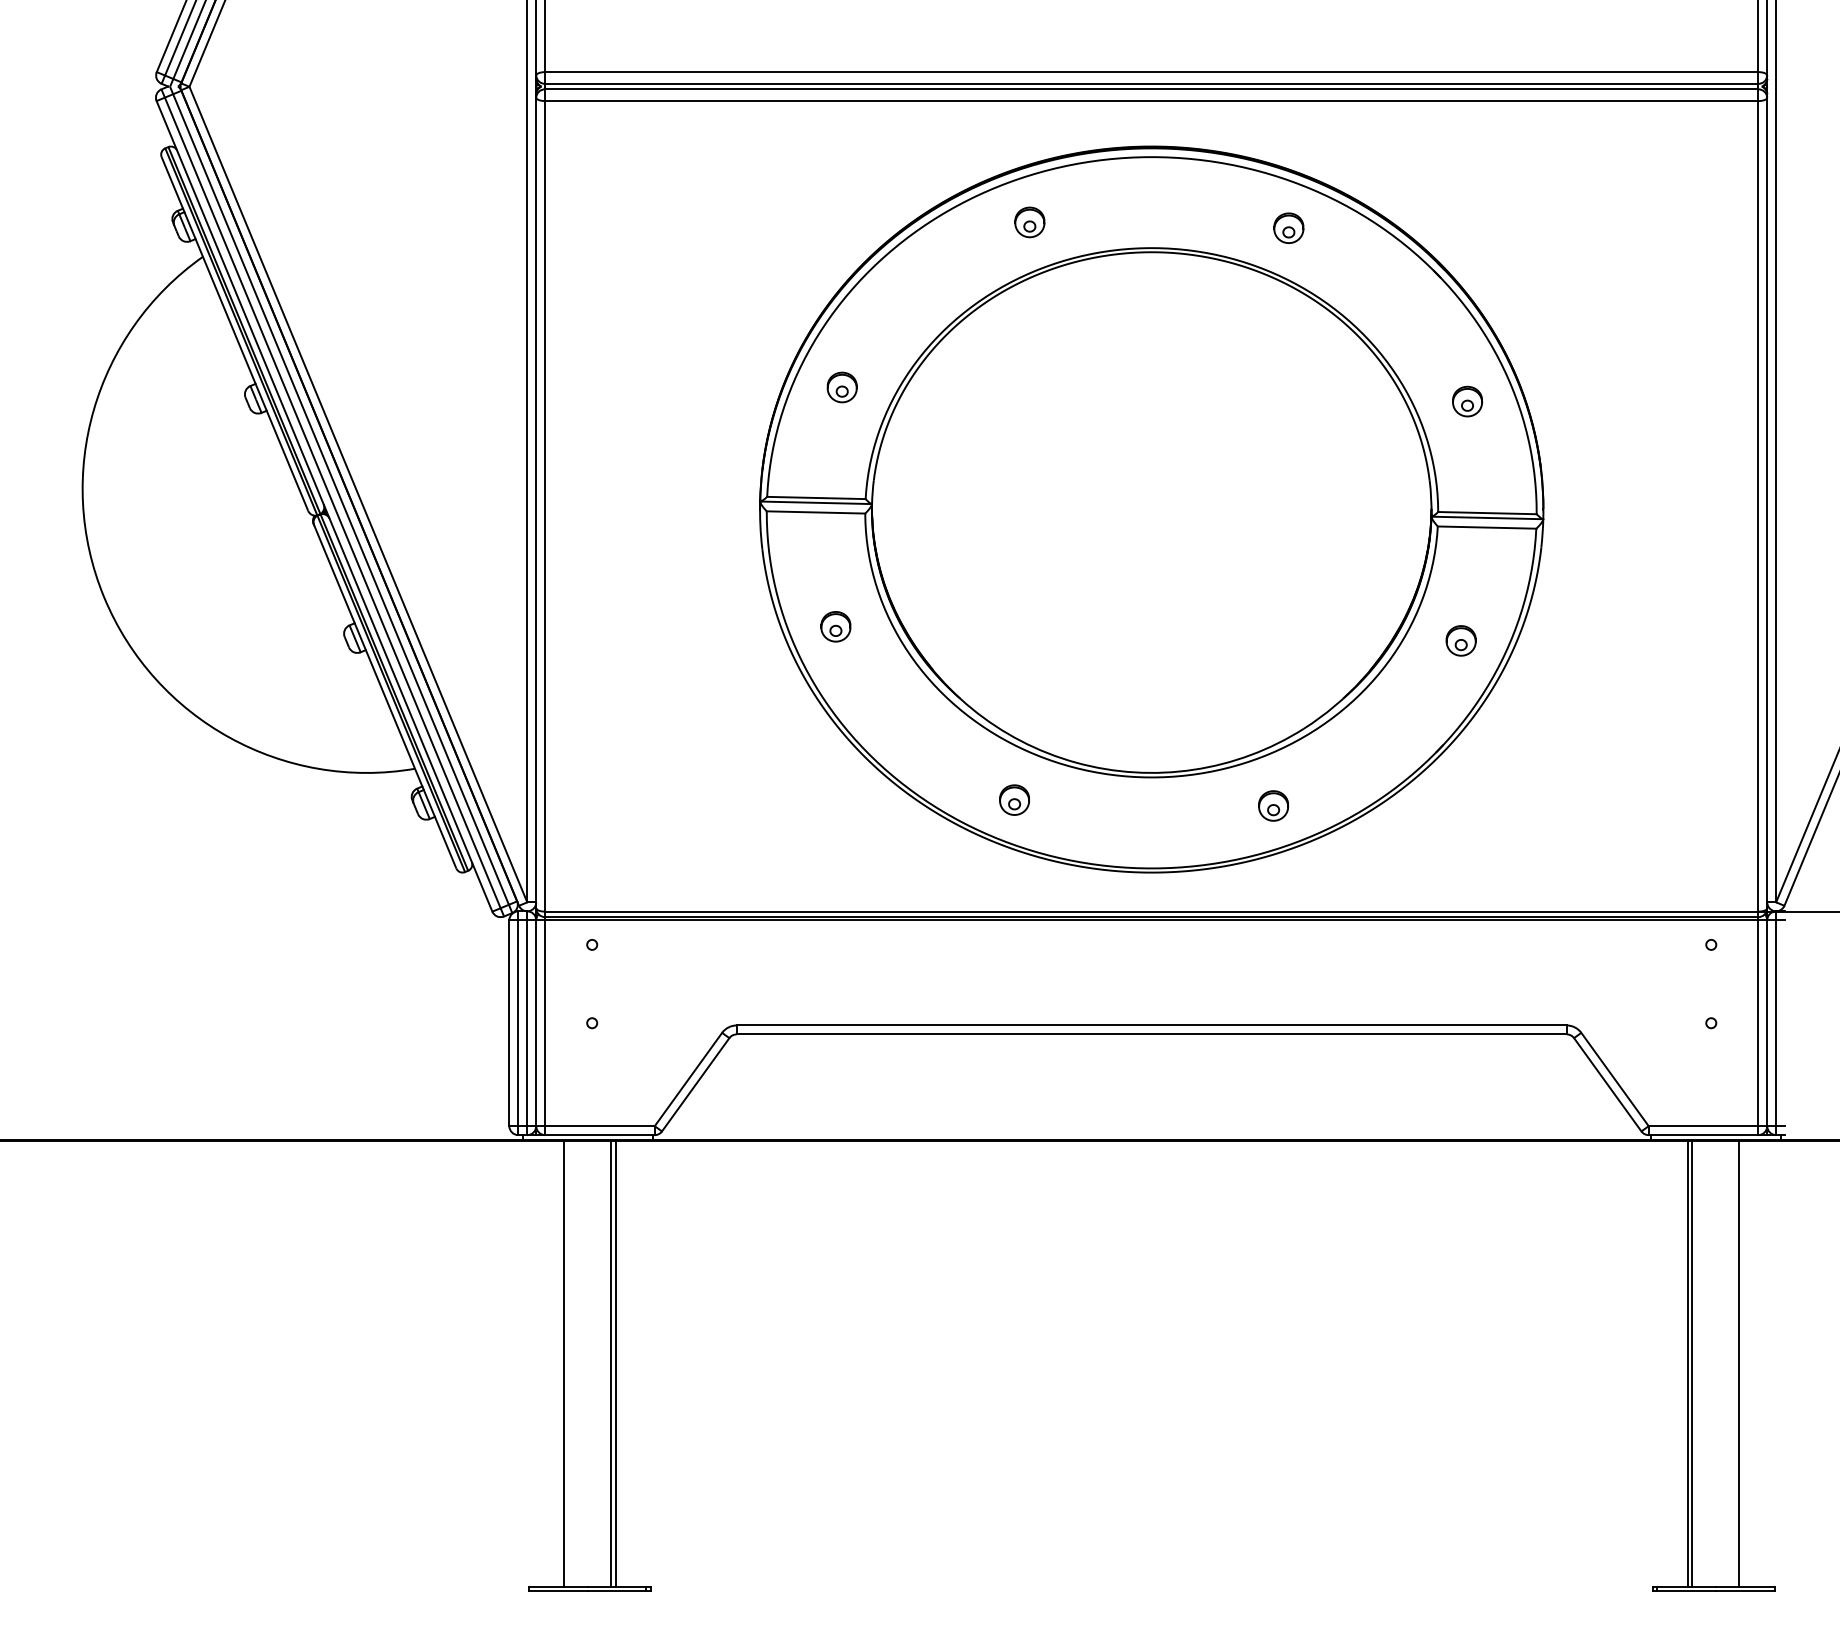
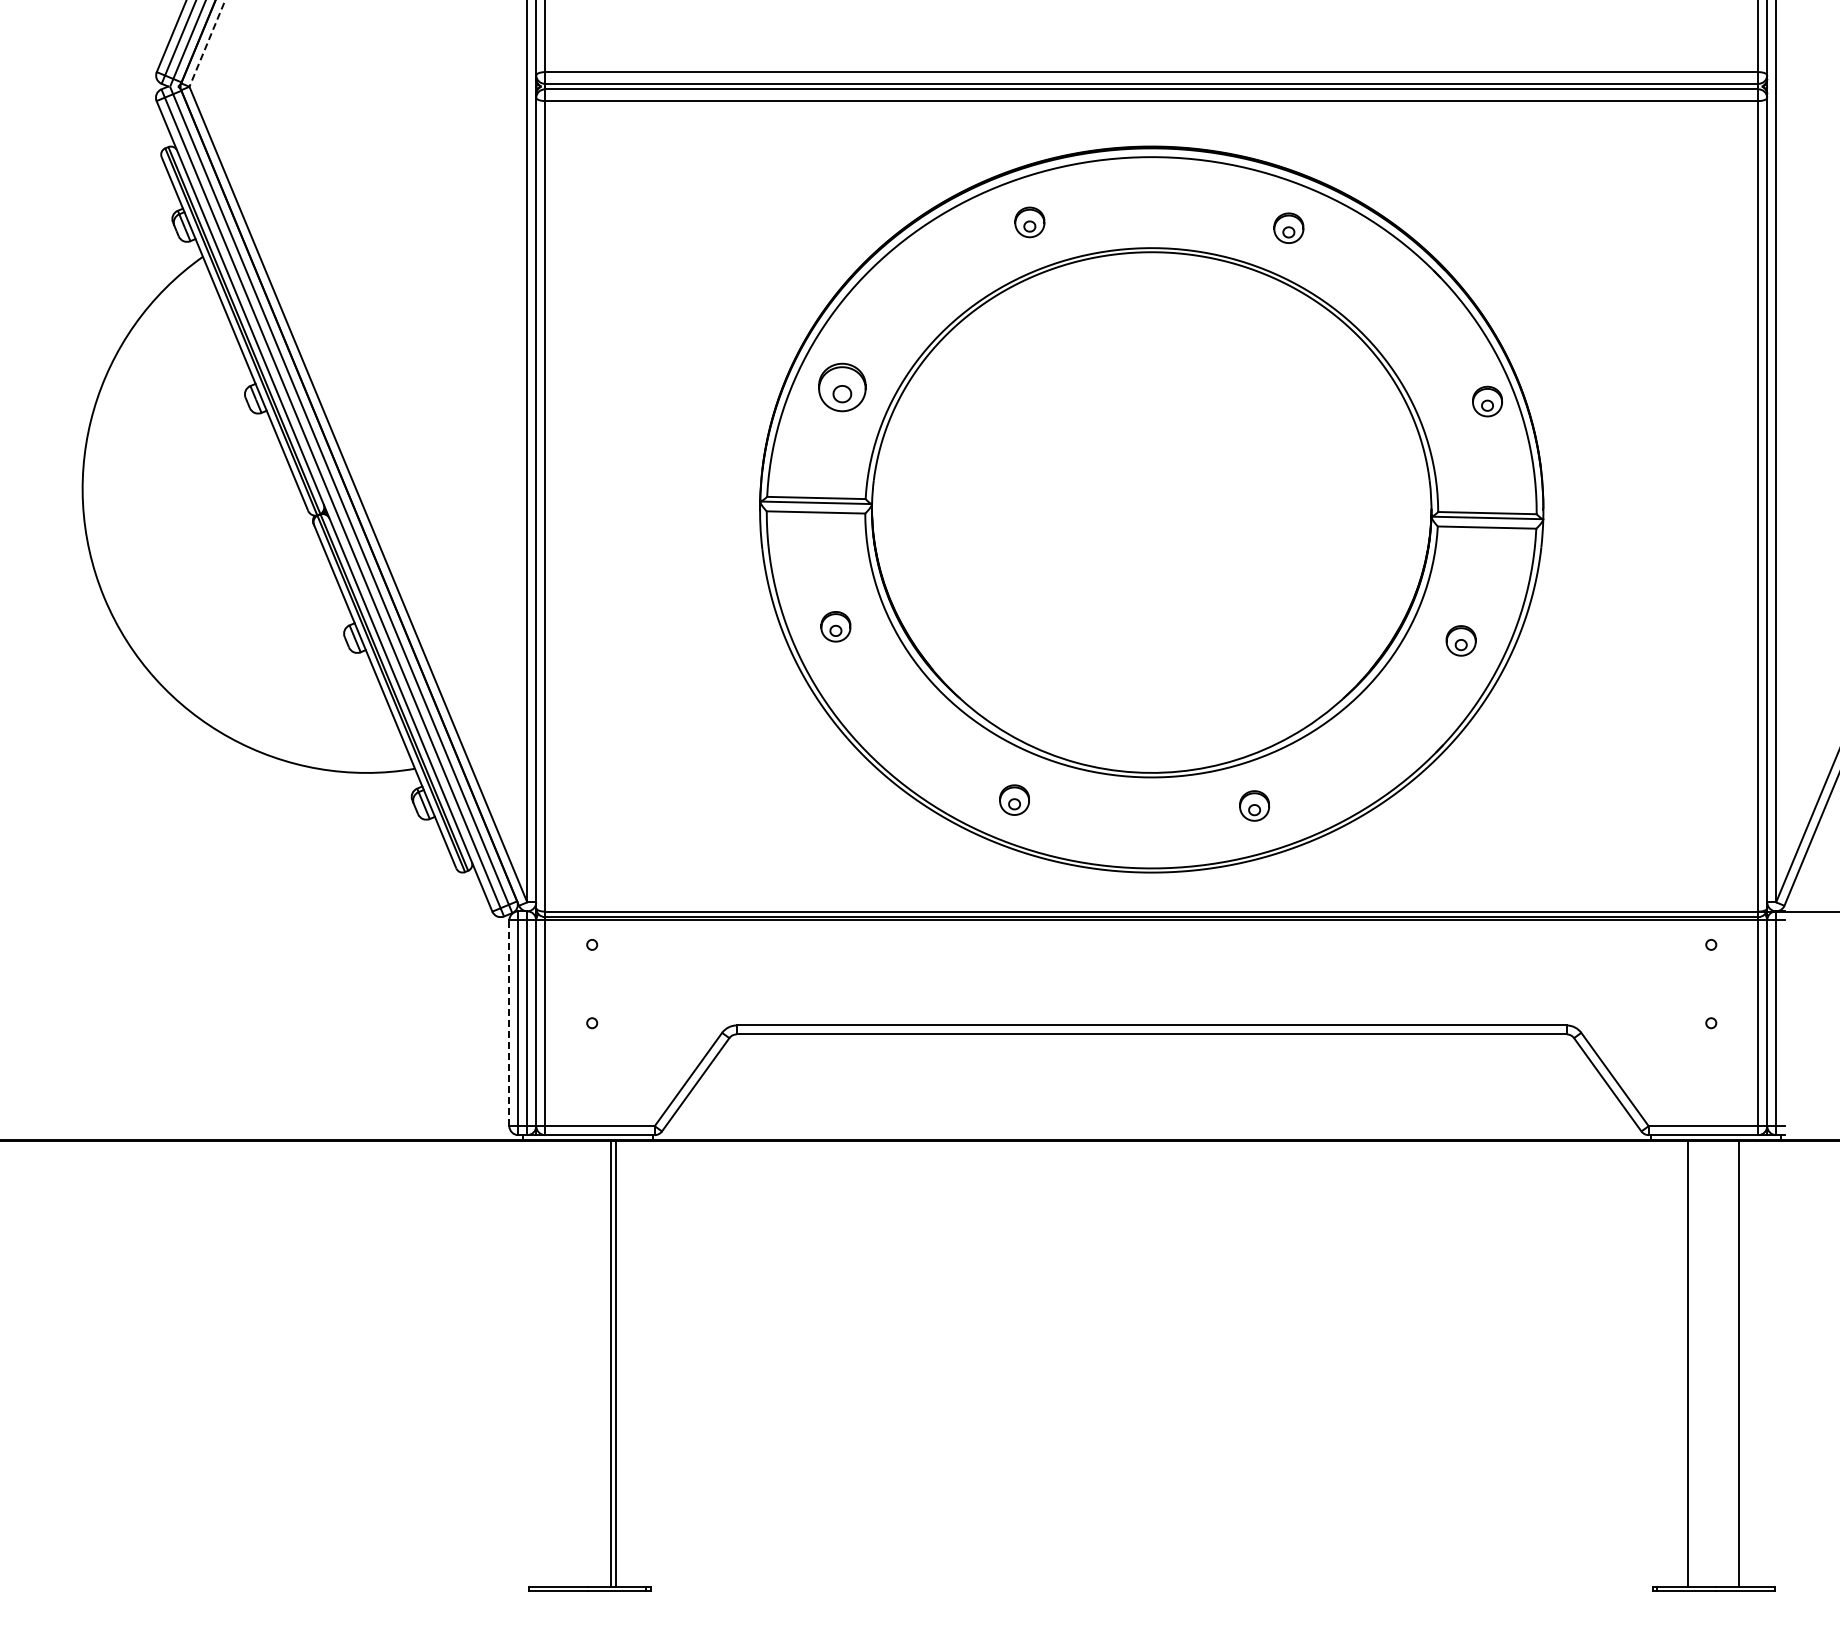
line: solid -> dashed (207, 44)
part size: 32x33 px -> 49x51 px (842, 387)
part position: (1467, 401) -> (1487, 401) (1487, 401)
part position: (1273, 805) -> (1254, 805) (1254, 805)
line: solid -> dashed (509, 1023)
line: present -> none (564, 1363)
line: present -> none (1692, 1363)
